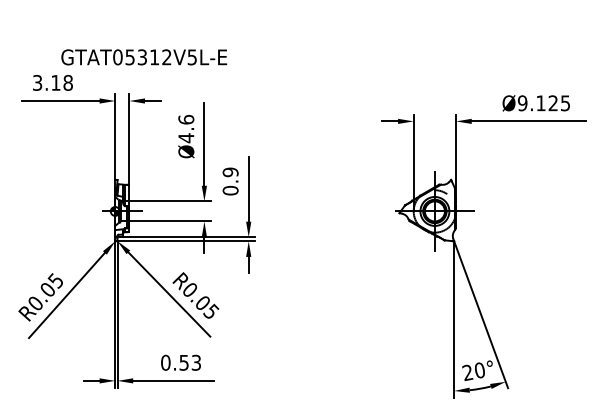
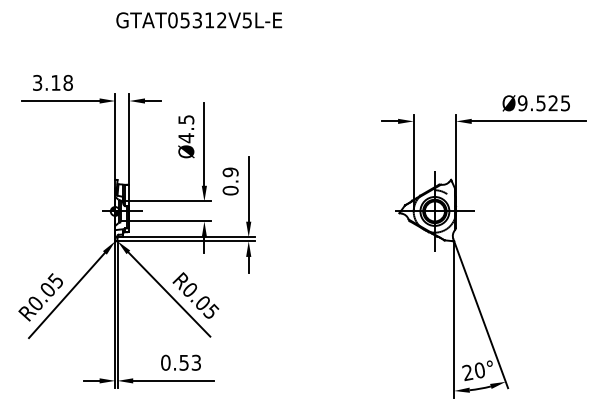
text position: (144, 57) -> (199, 20) (199, 20)
text: Ø9.125 -> Ø9.525 (540, 103)
text: Ø4.6 -> Ø4.5 (186, 119)
